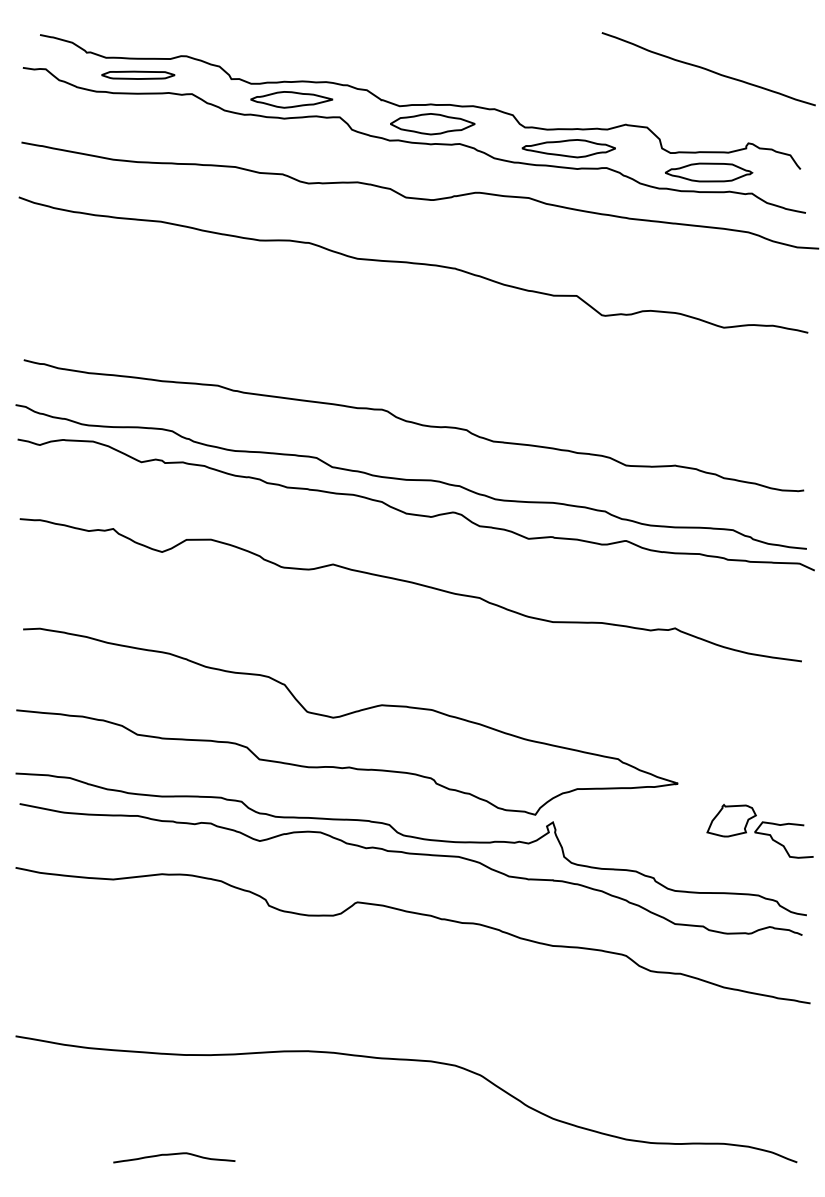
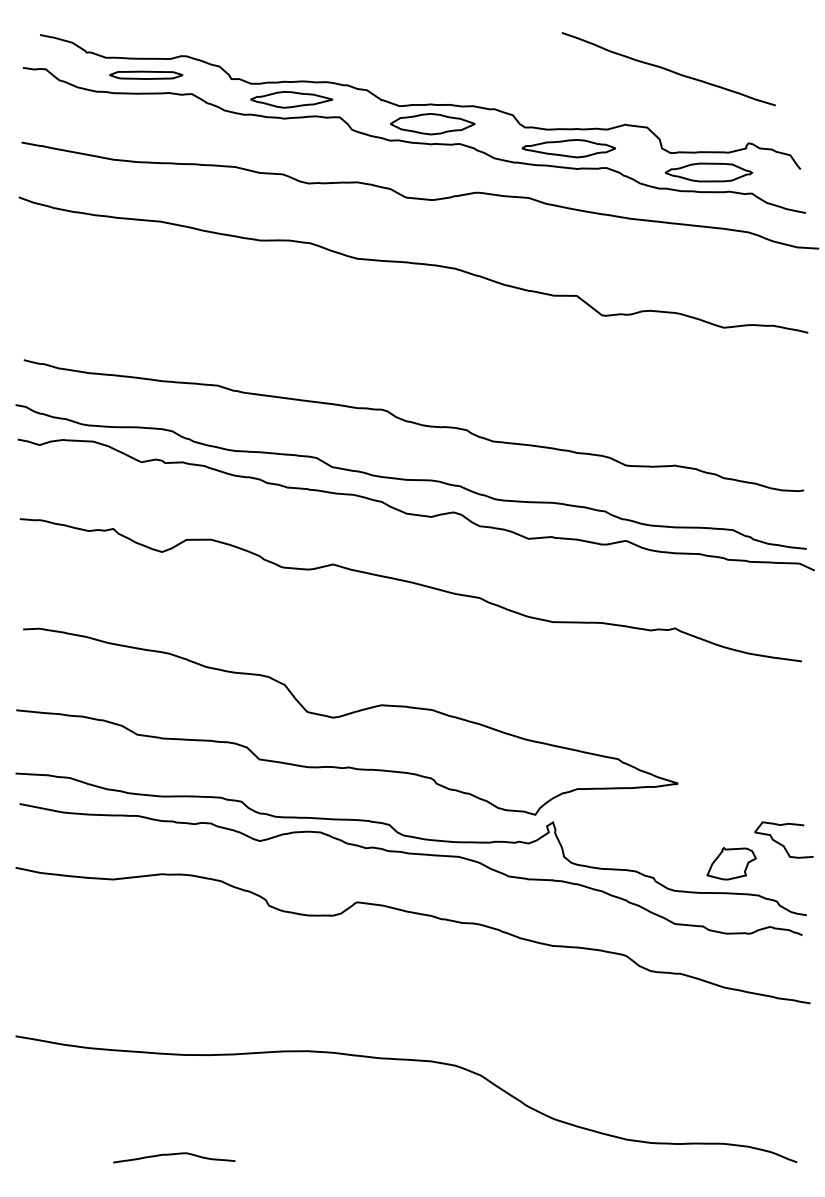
curve position: (708, 69) -> (668, 69) (668, 69)
part position: (138, 74) -> (146, 74) (146, 74)
part position: (731, 820) -> (731, 863) (731, 863)
